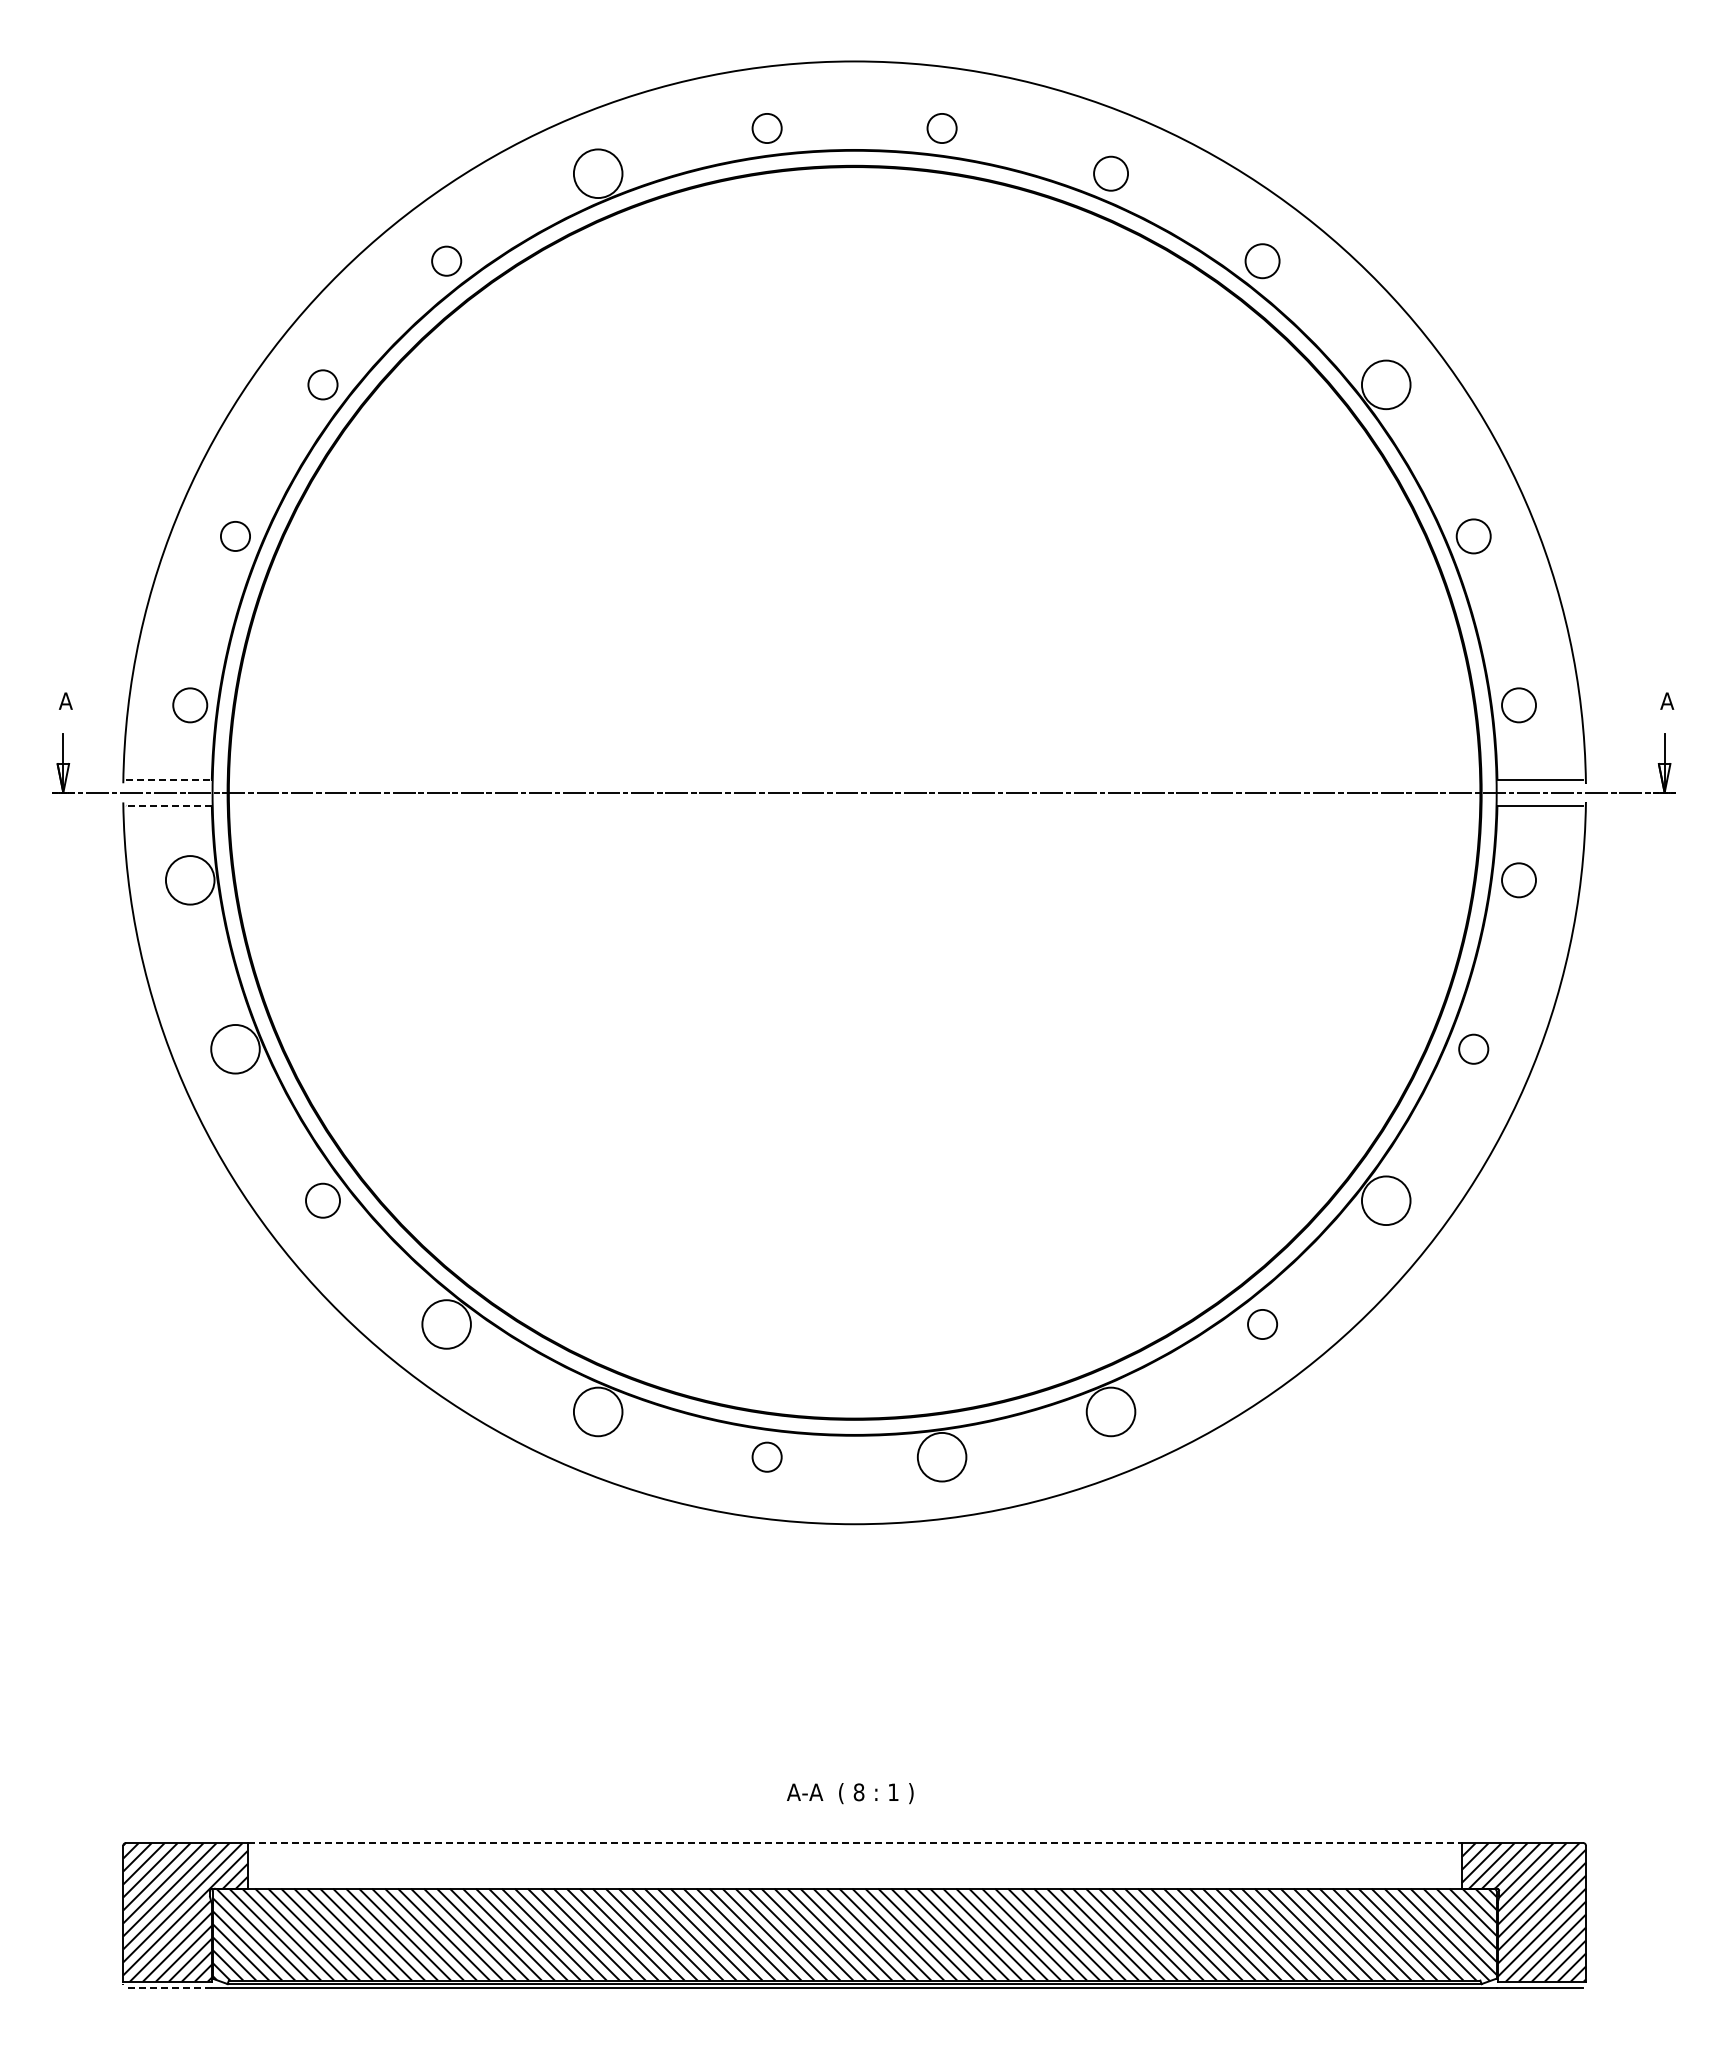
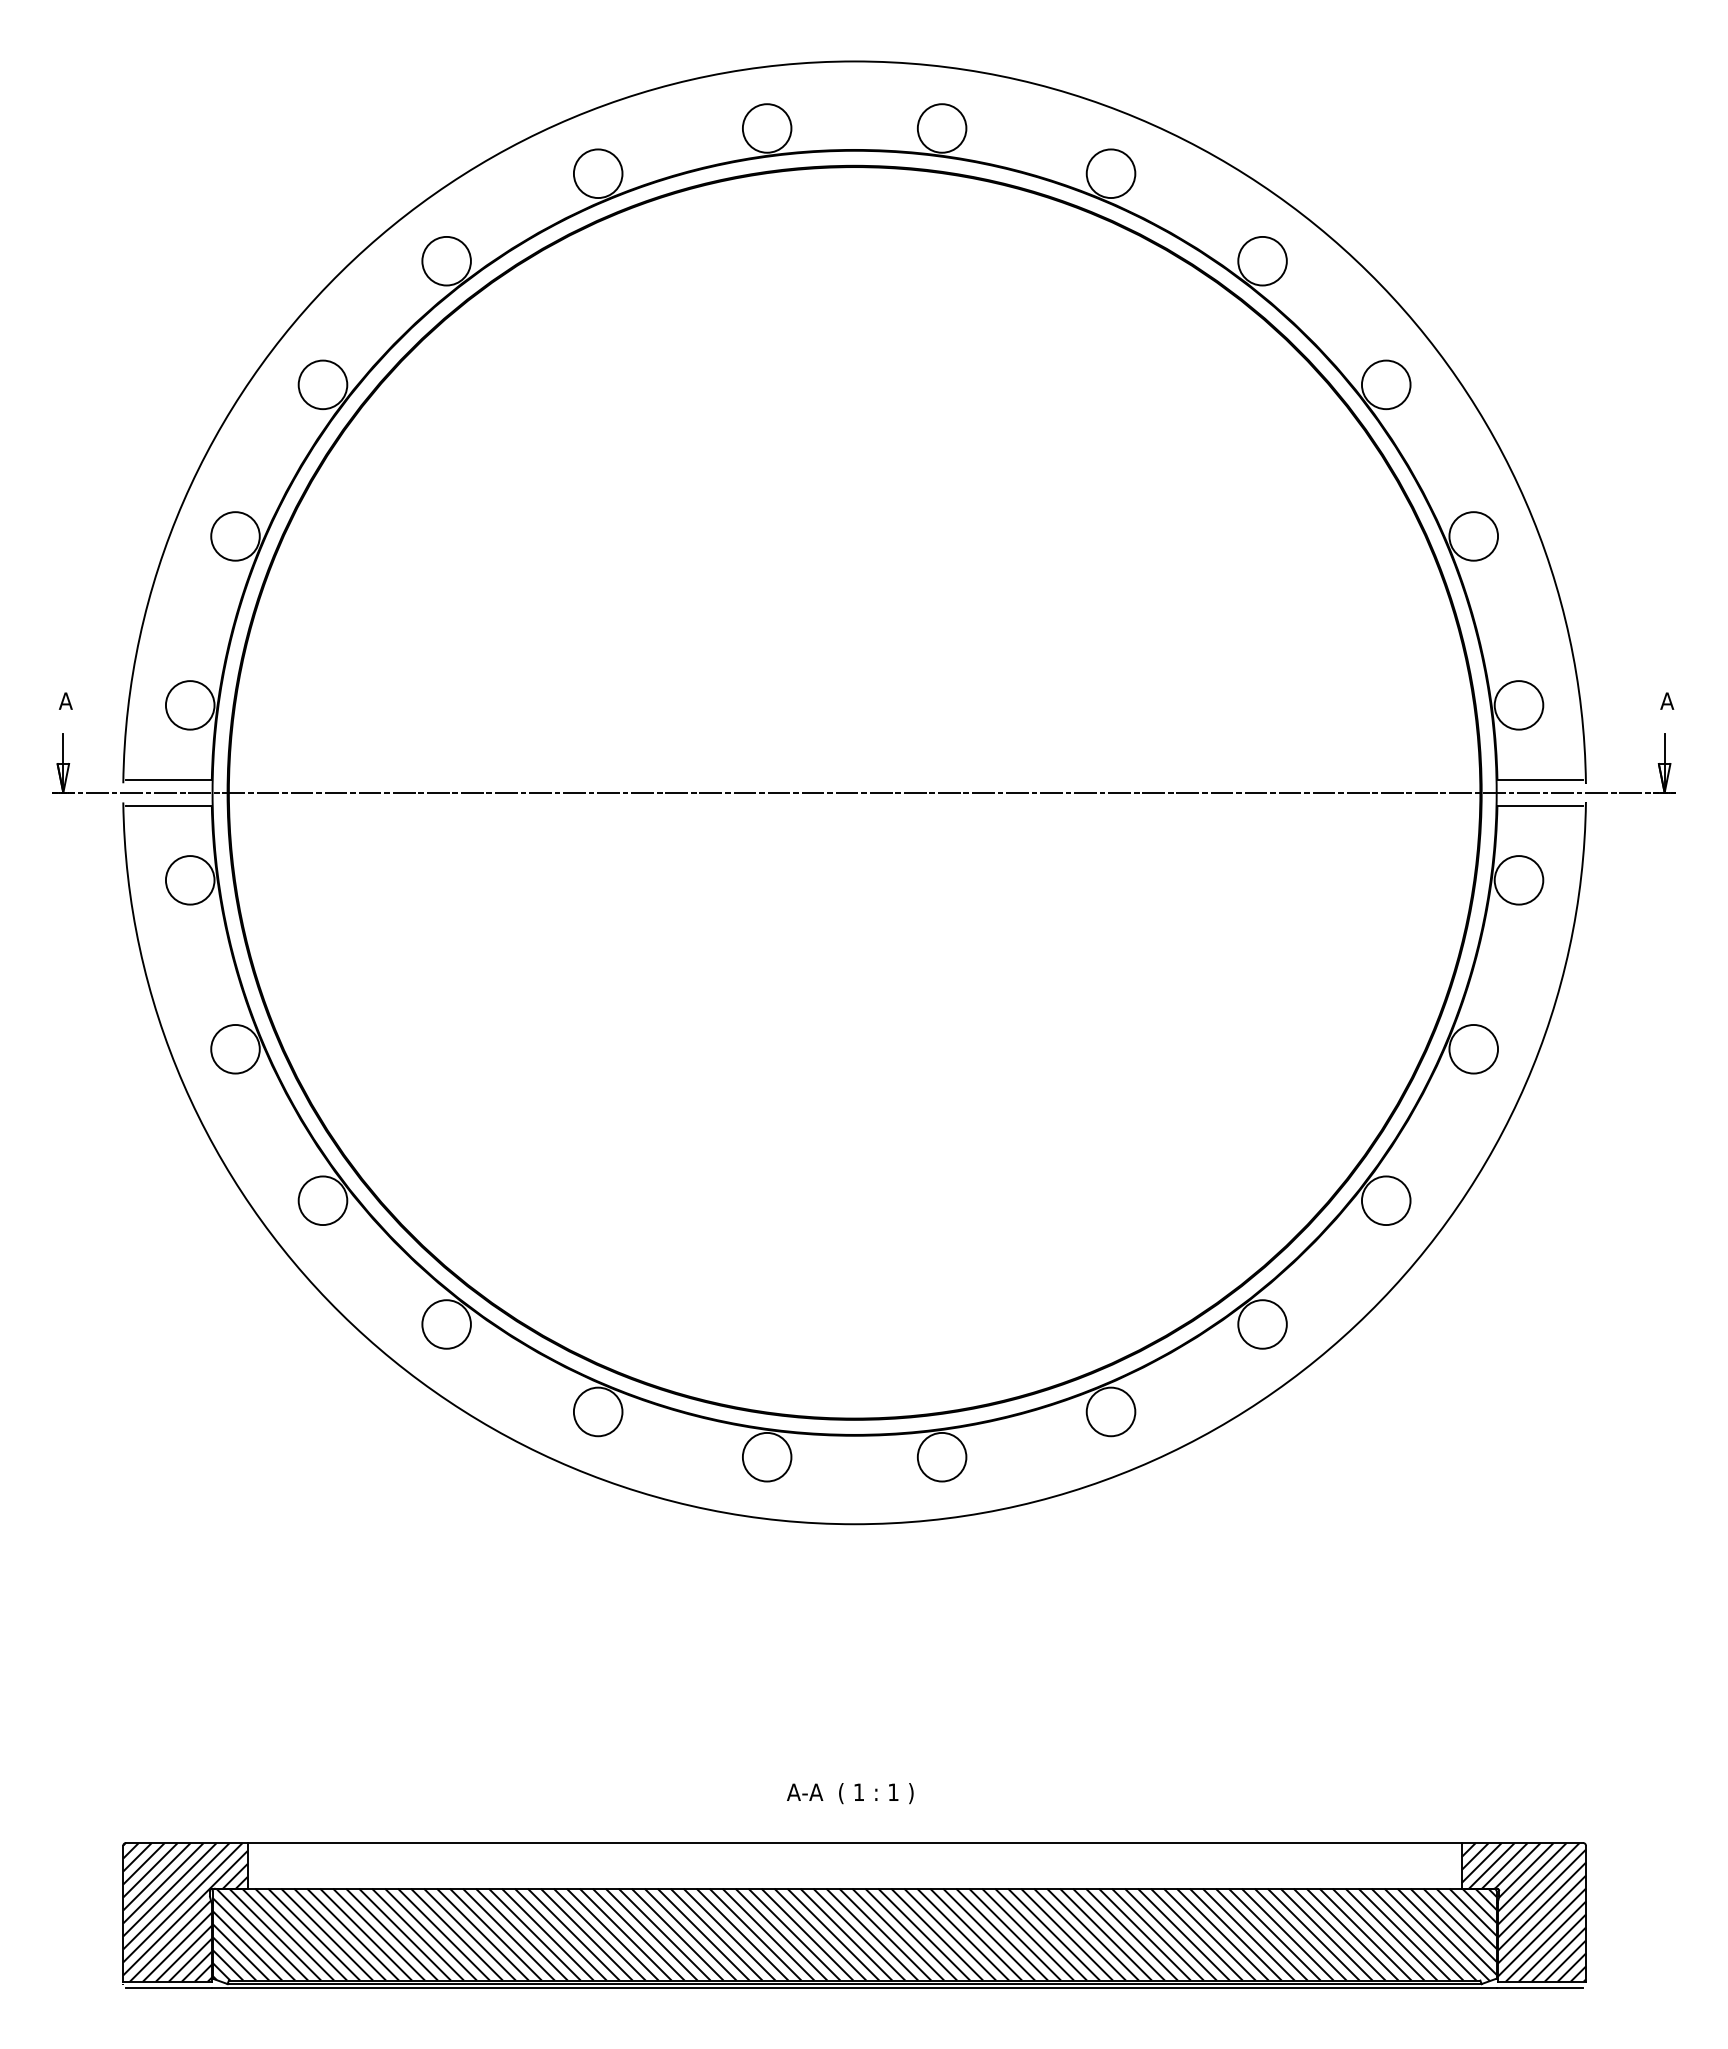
circle diameter: 29 px -> 49 px (766, 128)
circle diameter: 29 px -> 49 px (941, 128)
circle diameter: 34 px -> 49 px (1110, 173)
circle diameter: 29 px -> 49 px (446, 260)
circle diameter: 34 px -> 49 px (1262, 260)
circle diameter: 29 px -> 49 px (322, 384)
circle diameter: 29 px -> 49 px (235, 536)
circle diameter: 34 px -> 49 px (1473, 536)
circle diameter: 34 px -> 49 px (189, 705)
circle diameter: 34 px -> 49 px (1518, 705)
line: dashed -> solid (169, 779)
line: dashed -> solid (169, 805)
circle diameter: 34 px -> 49 px (1518, 880)
circle diameter: 29 px -> 49 px (1473, 1048)
circle diameter: 34 px -> 49 px (322, 1200)
circle diameter: 29 px -> 49 px (1262, 1324)
circle diameter: 29 px -> 49 px (766, 1456)
text: 8 -> 1 (858, 1792)
line: dashed -> solid (855, 1842)
line: dashed -> solid (169, 1987)
